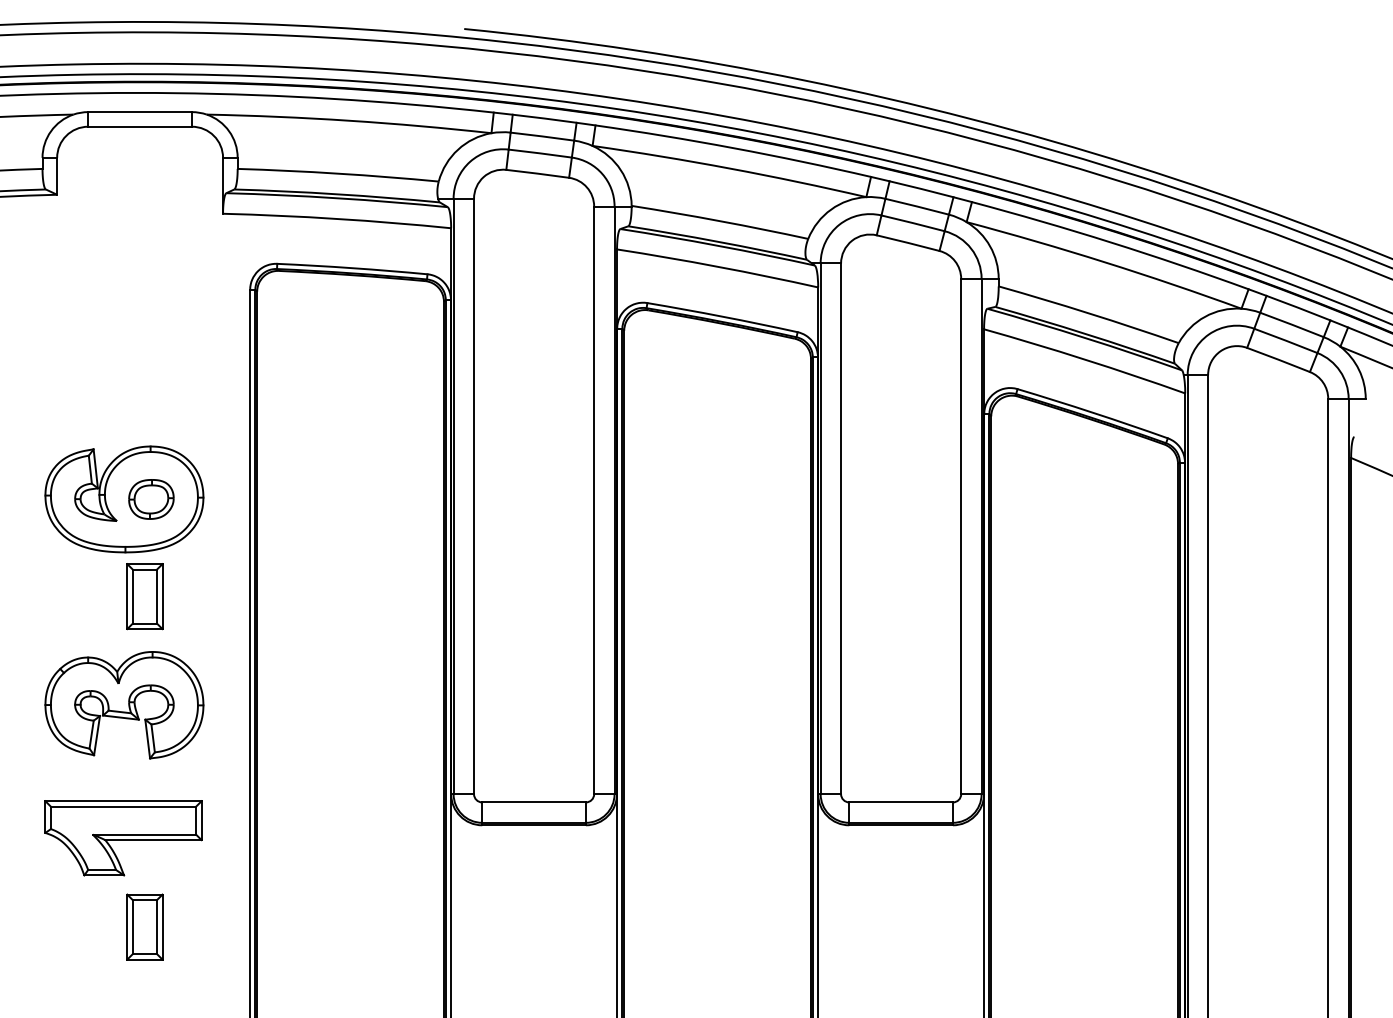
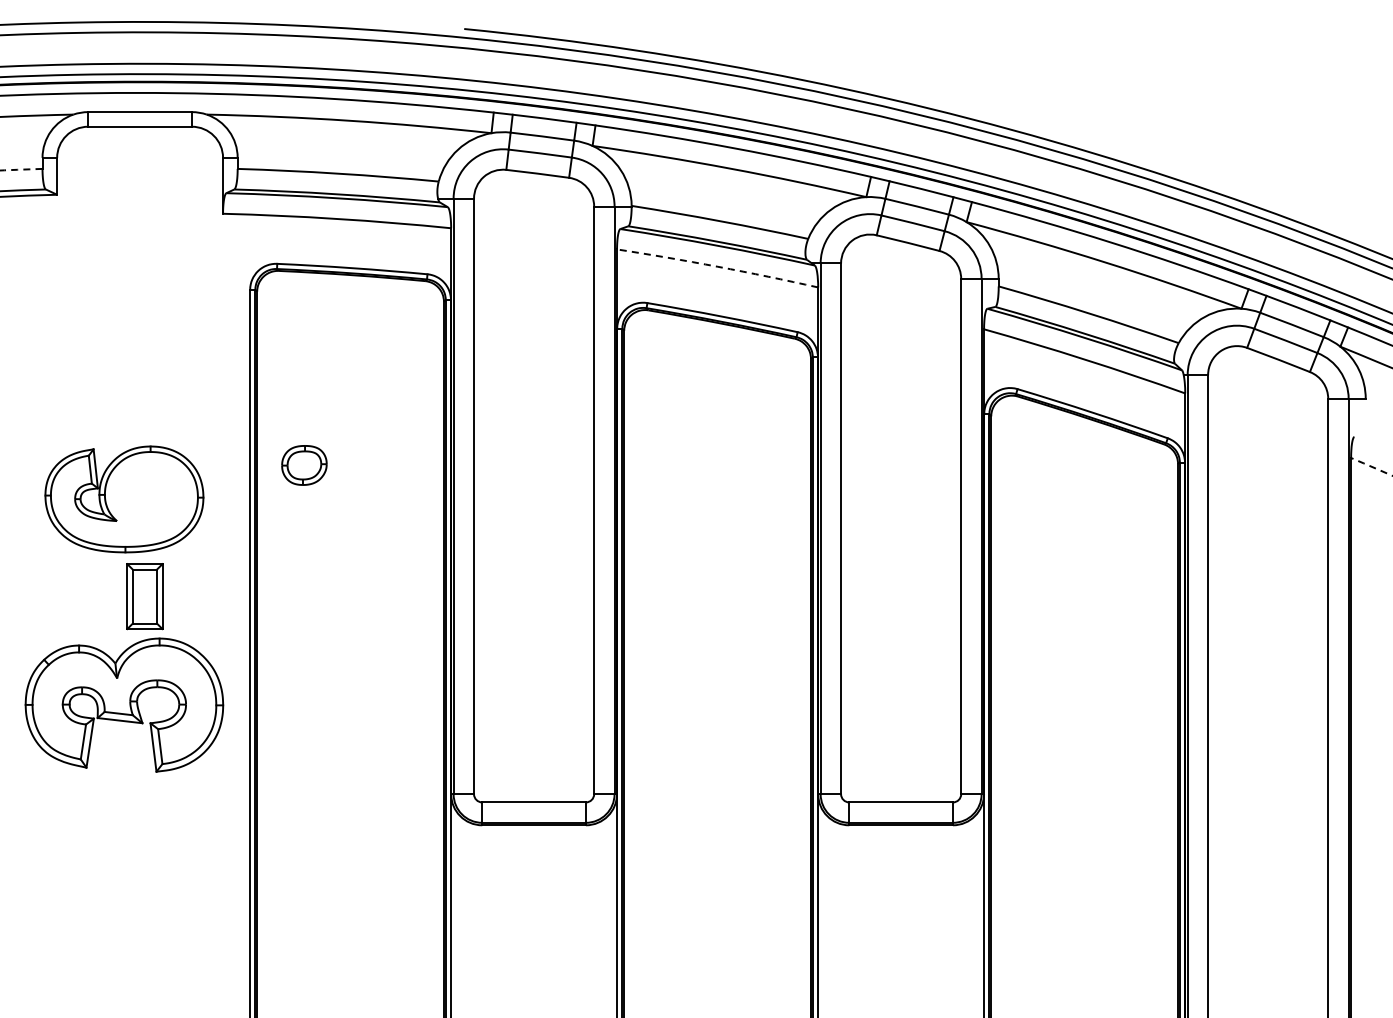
arc: solid -> dashed (20, 169)
arc: solid -> dashed (717, 266)
arc: solid -> dashed (1372, 467)
part position: (151, 499) -> (304, 465) (304, 465)
part size: 161x109 px -> 201x136 px (124, 704)
part: present -> none (123, 838)
part: present -> none (144, 926)
